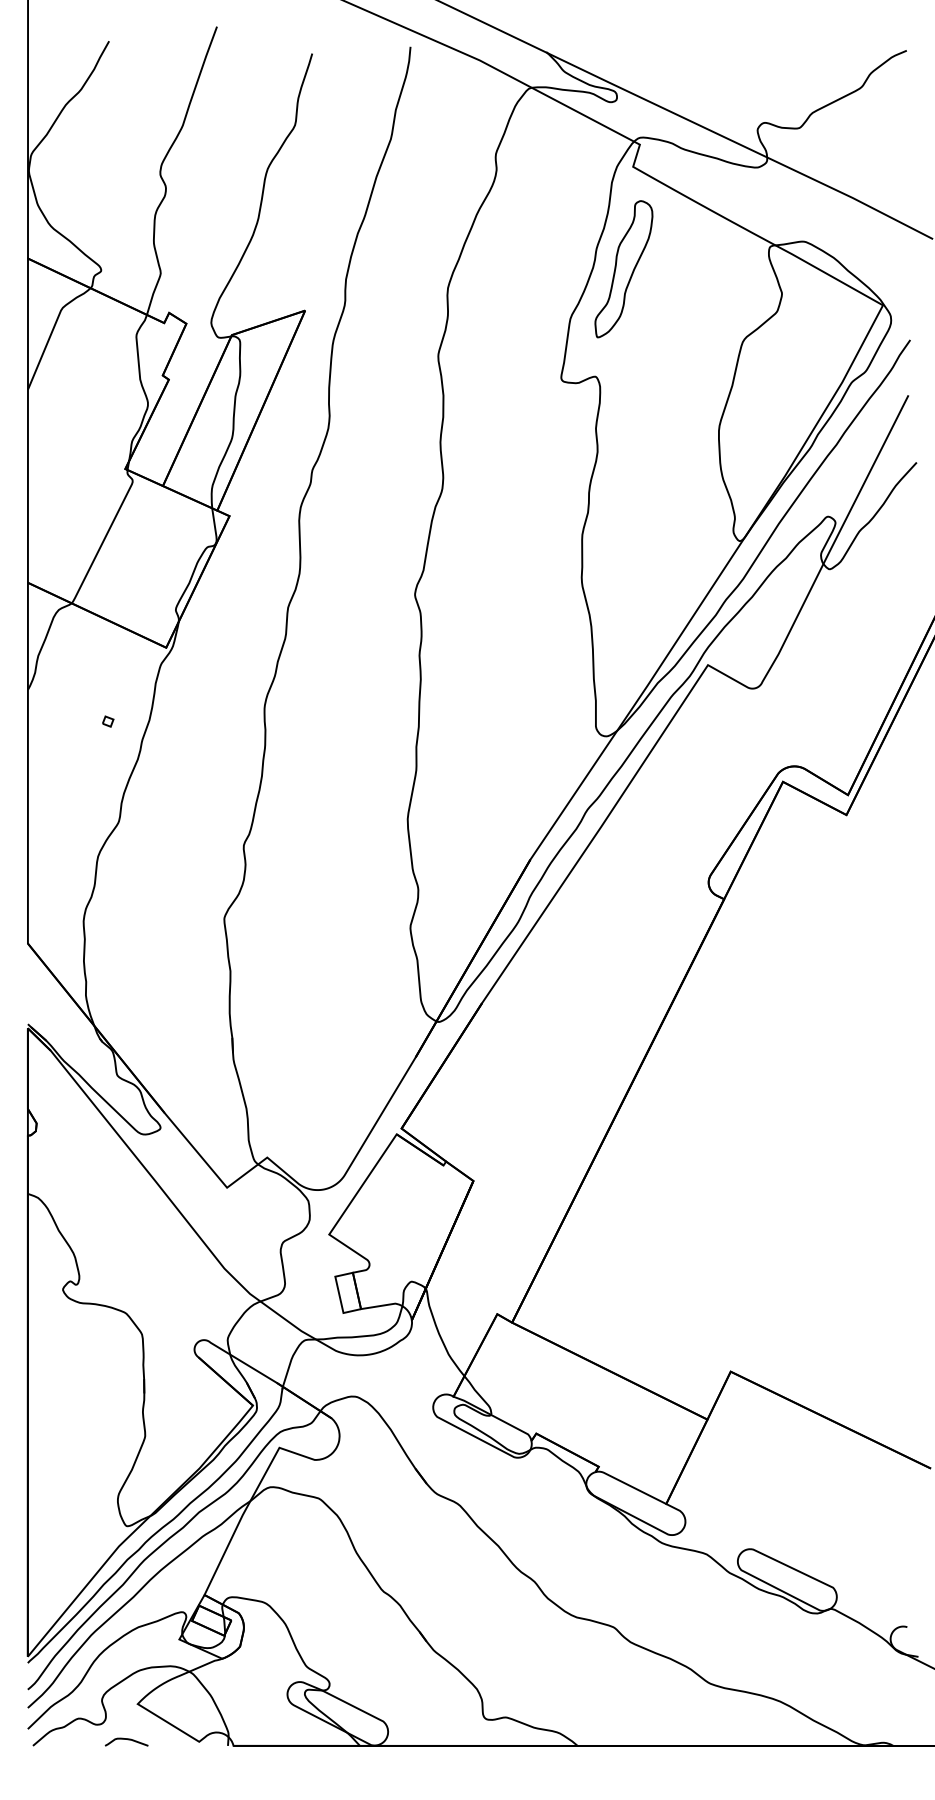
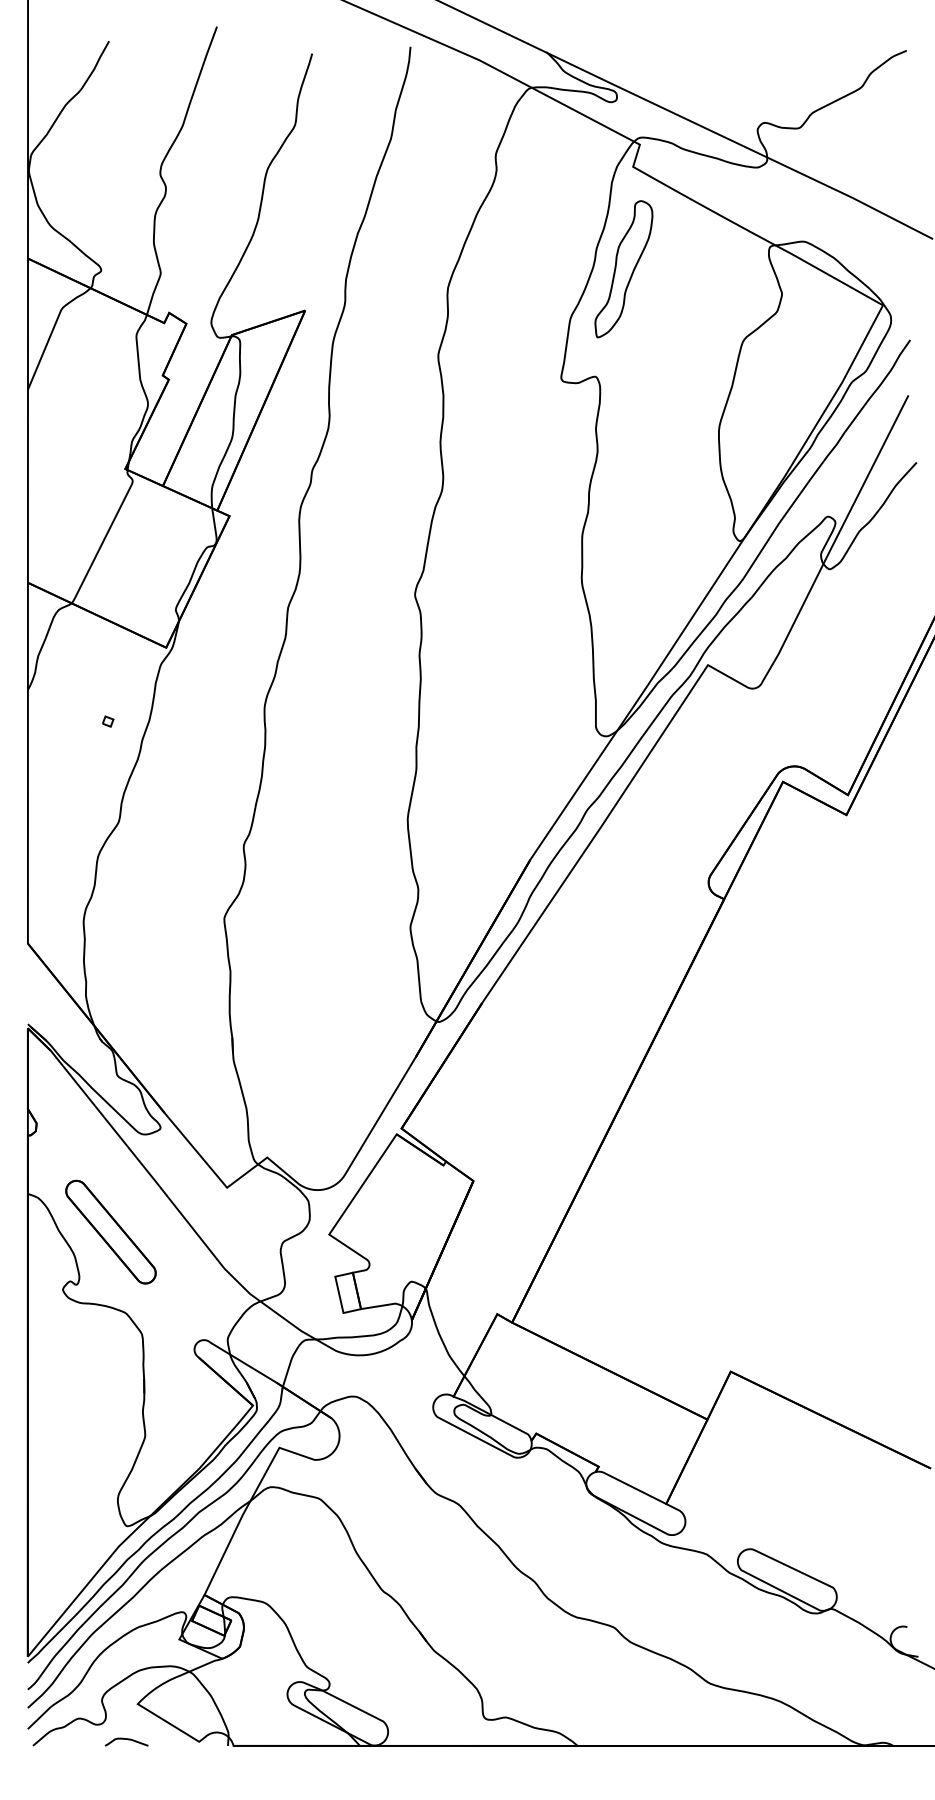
part: none -> present (110, 1231)
